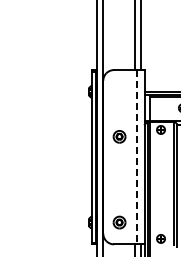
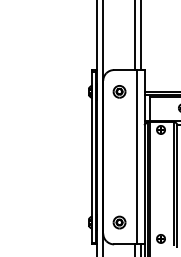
part position: (119, 136) -> (119, 91) (119, 91)
line: dashed -> solid (137, 157)
